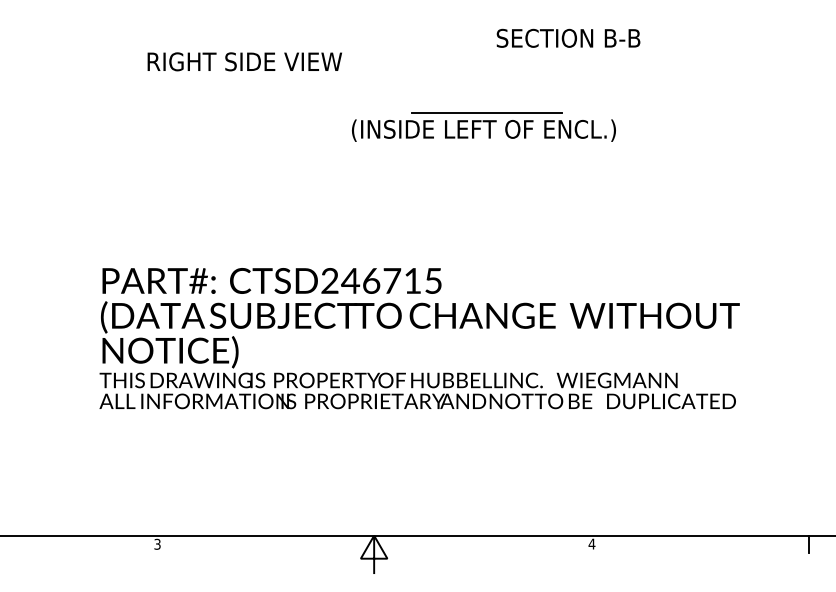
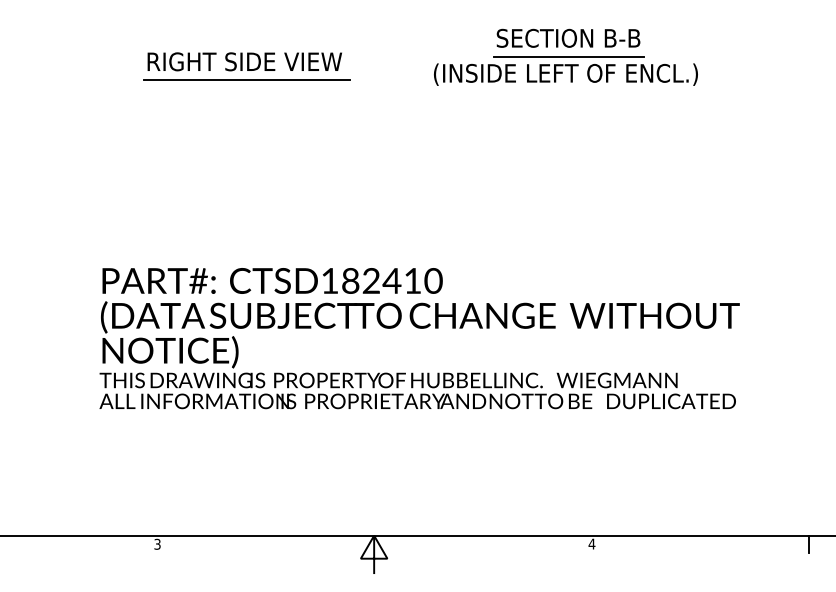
line: none -> present (246, 80)
part position: (483, 126) -> (565, 70) (565, 70)
text: CTSD246715 -> CTSD182410 (381, 280)
